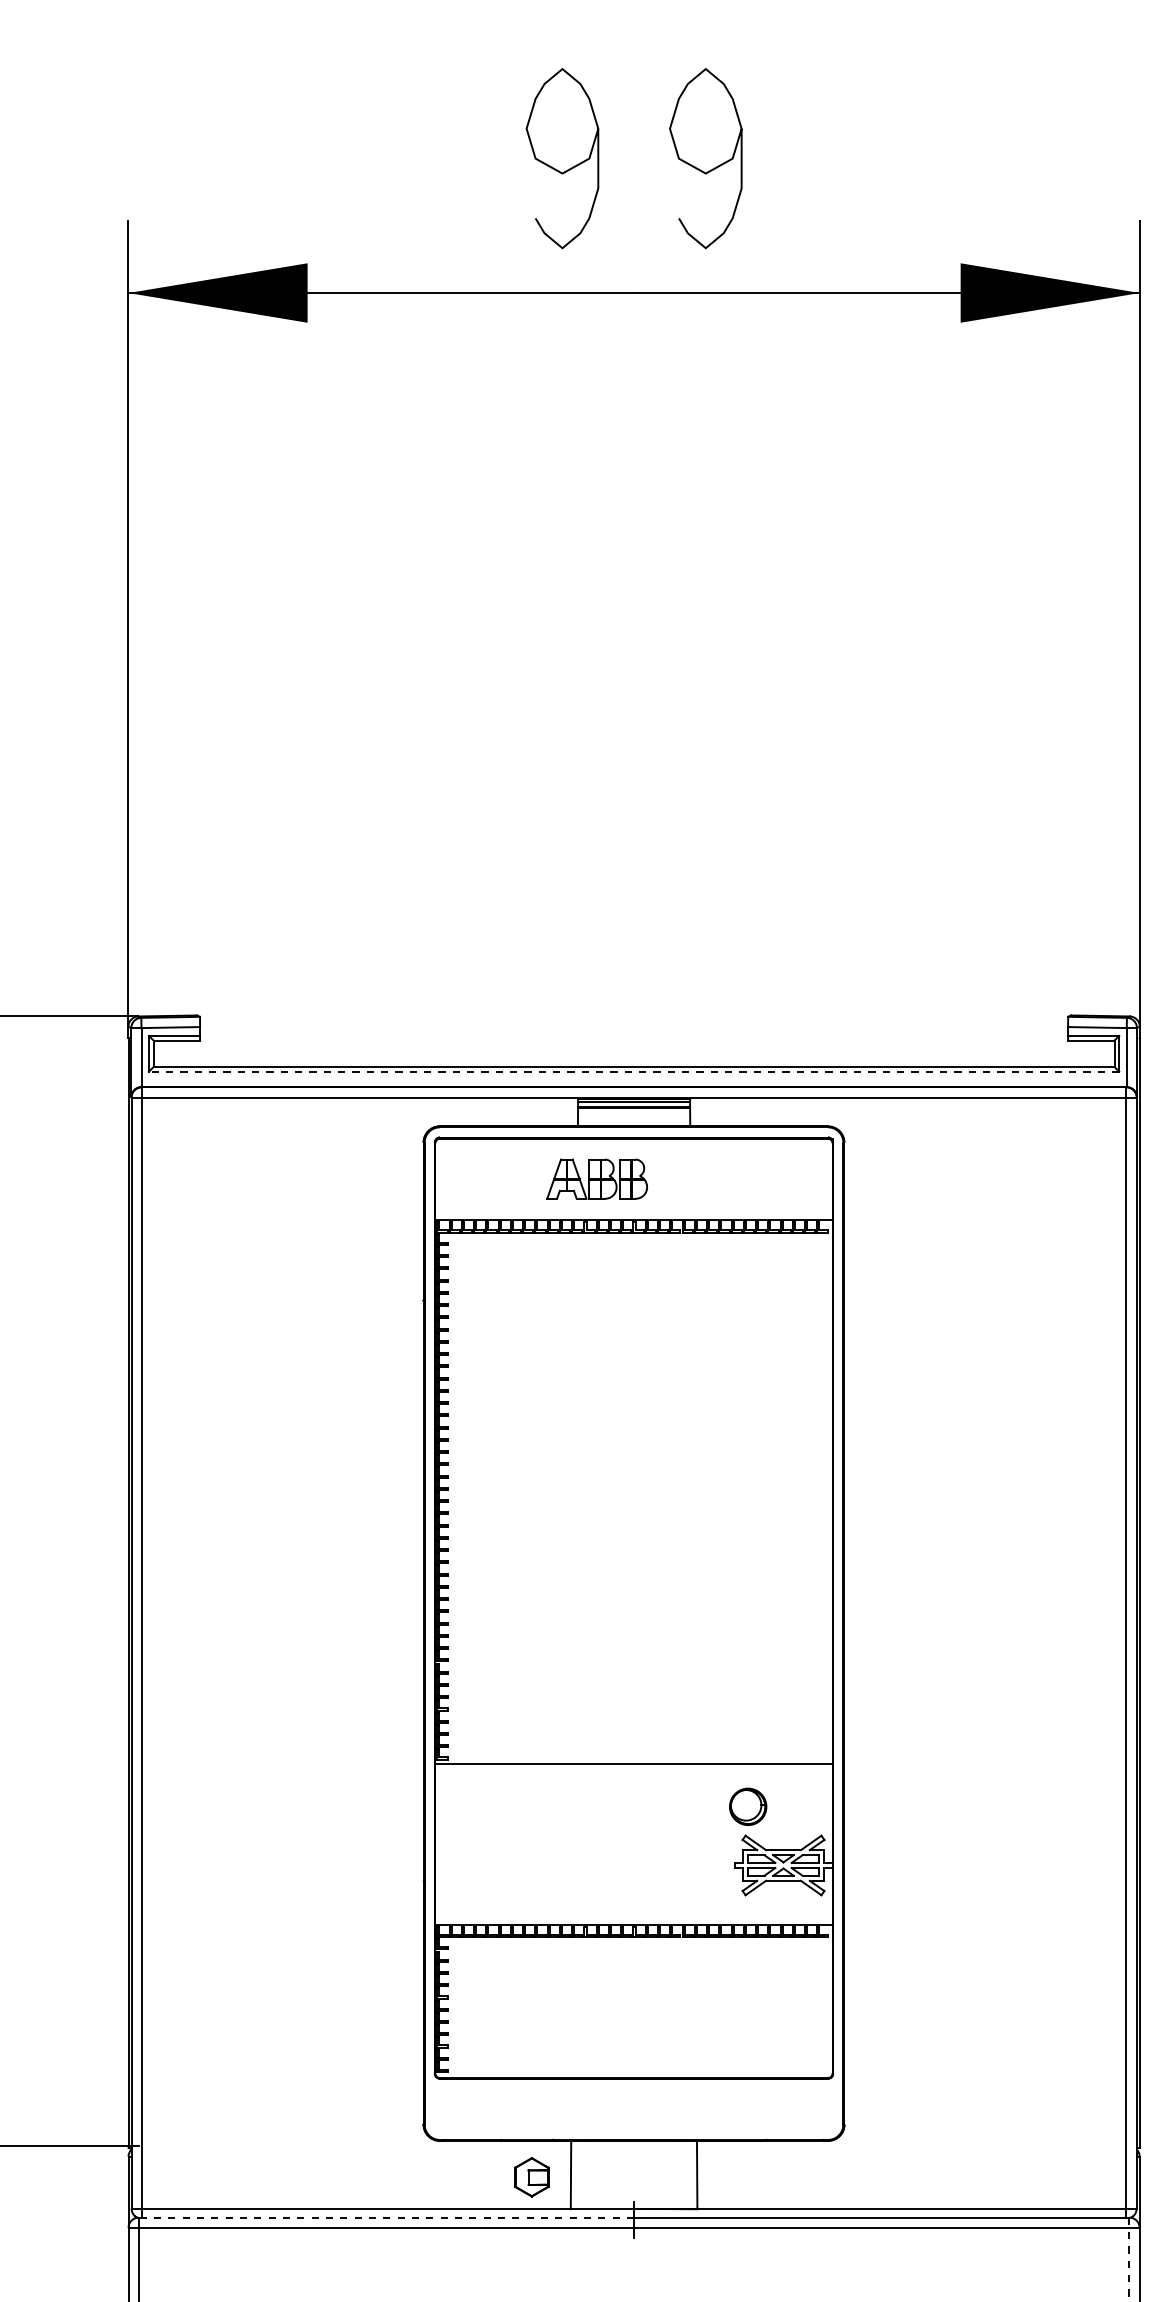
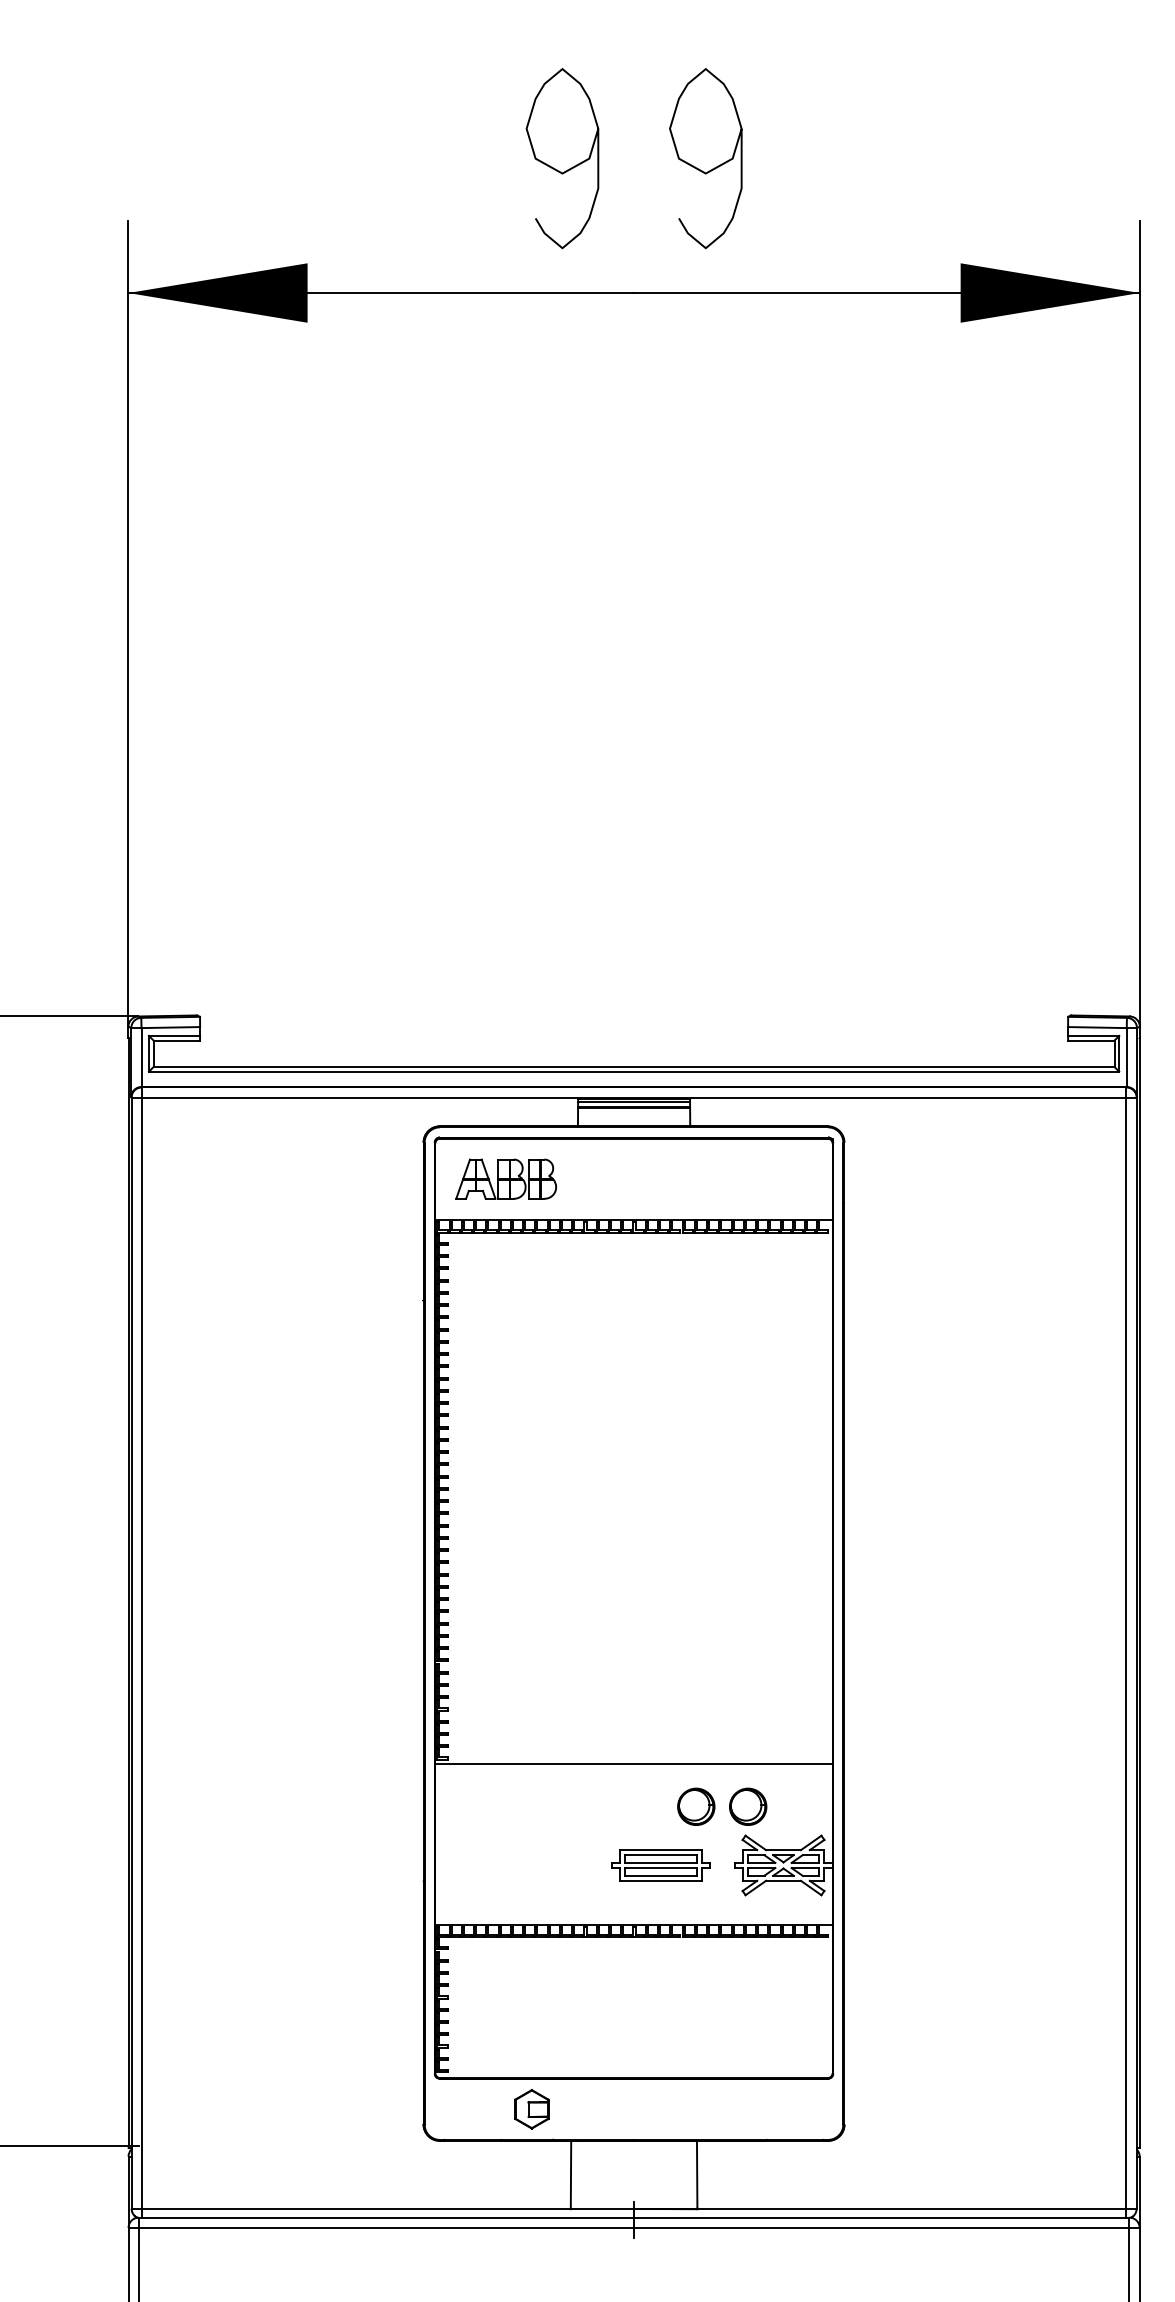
line: dashed -> solid (633, 1071)
part position: (596, 1178) -> (505, 1178) (505, 1178)
part: none -> present (696, 1806)
part: none -> present (660, 1865)
part position: (531, 2177) -> (531, 2109) (531, 2109)
line: dashed -> solid (386, 2217)
line: dashed -> solid (1129, 2259)
